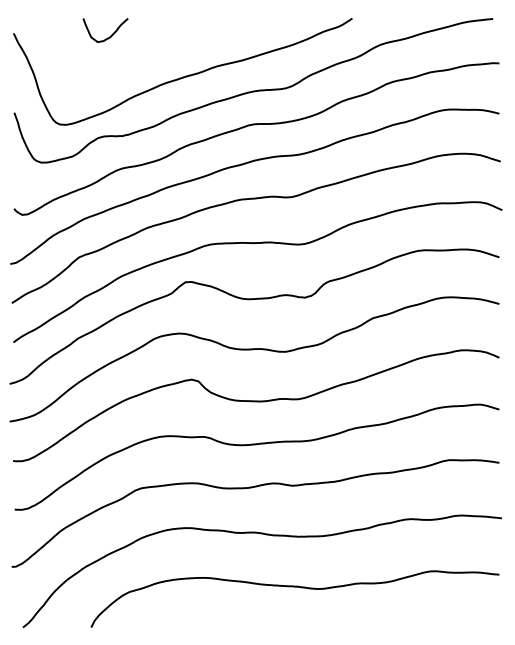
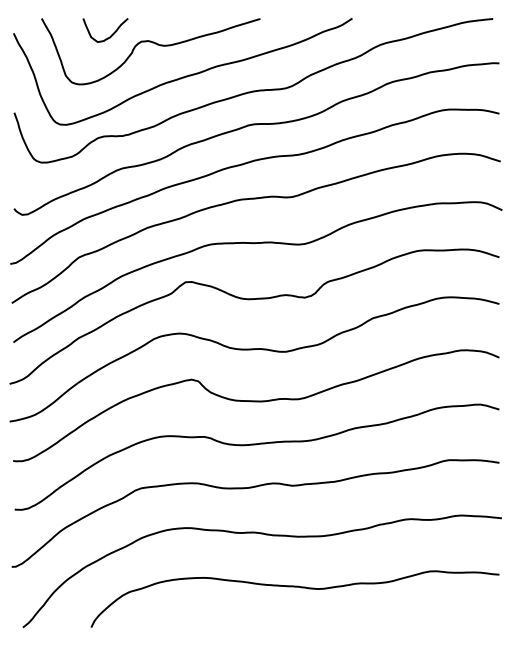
curve: none -> present (152, 43)
